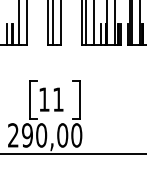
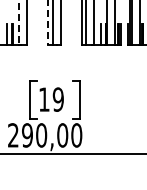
line: solid -> dashed (18, 23)
line: solid -> dashed (48, 23)
text: 11 -> 19 (57, 99)
